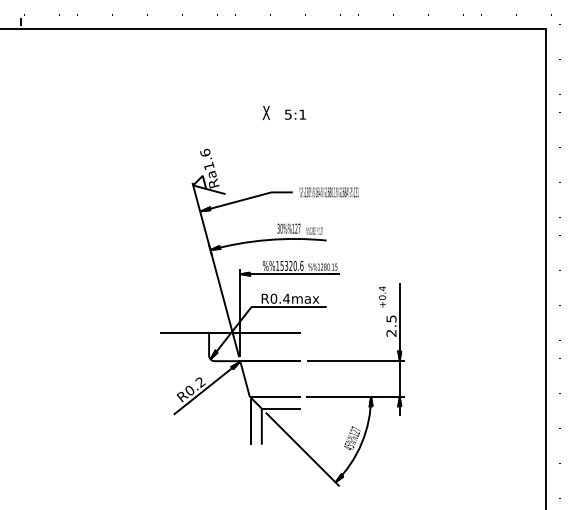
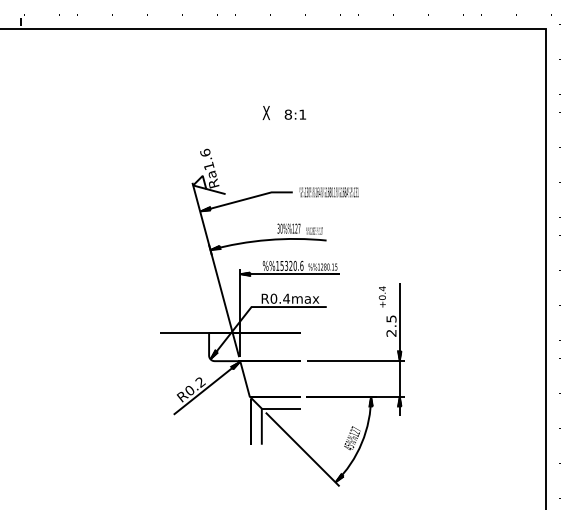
text: 5:1 -> 8:1 (287, 114)
